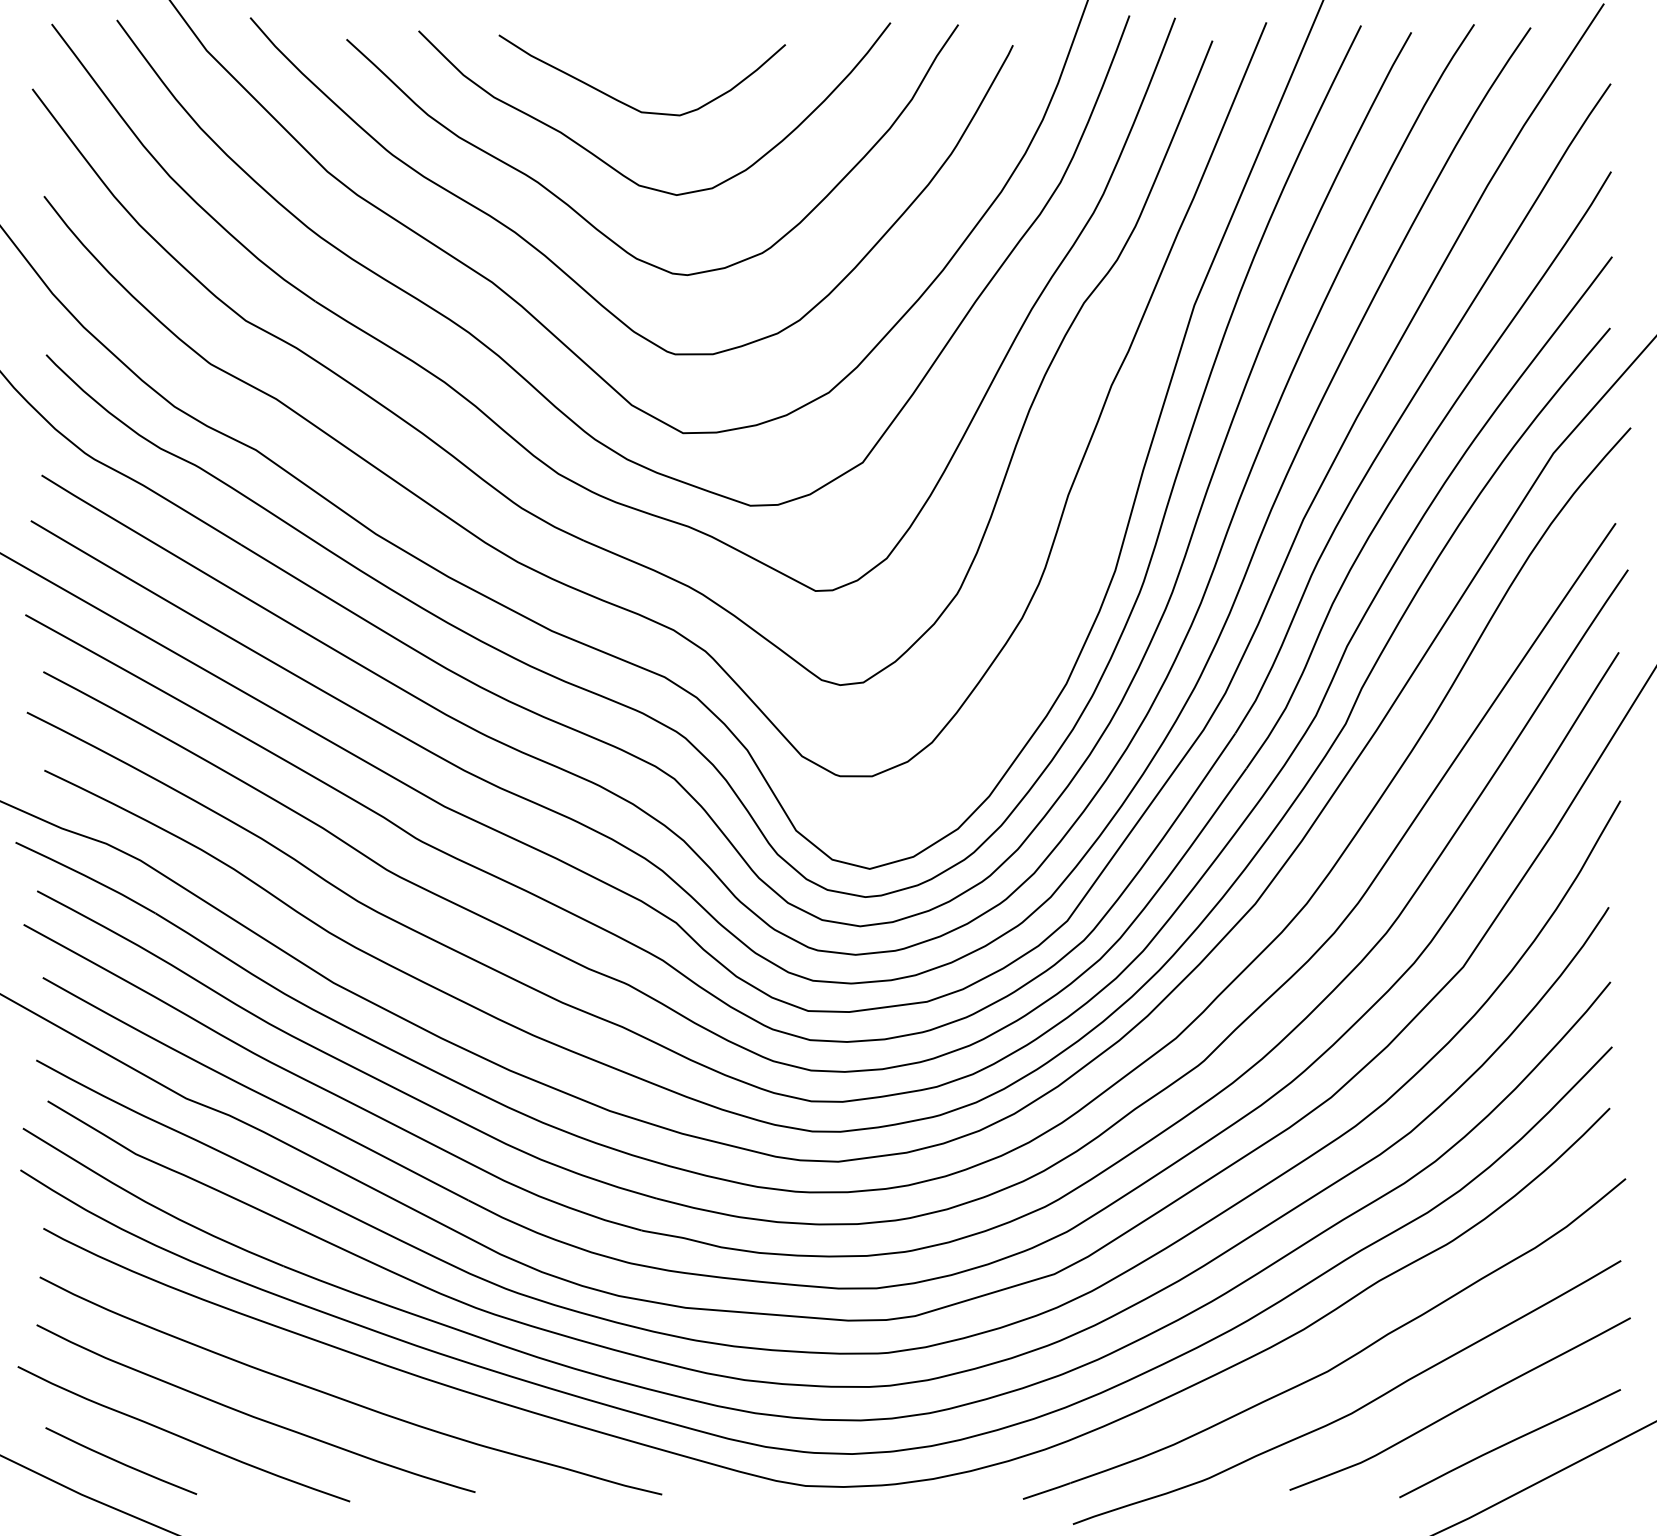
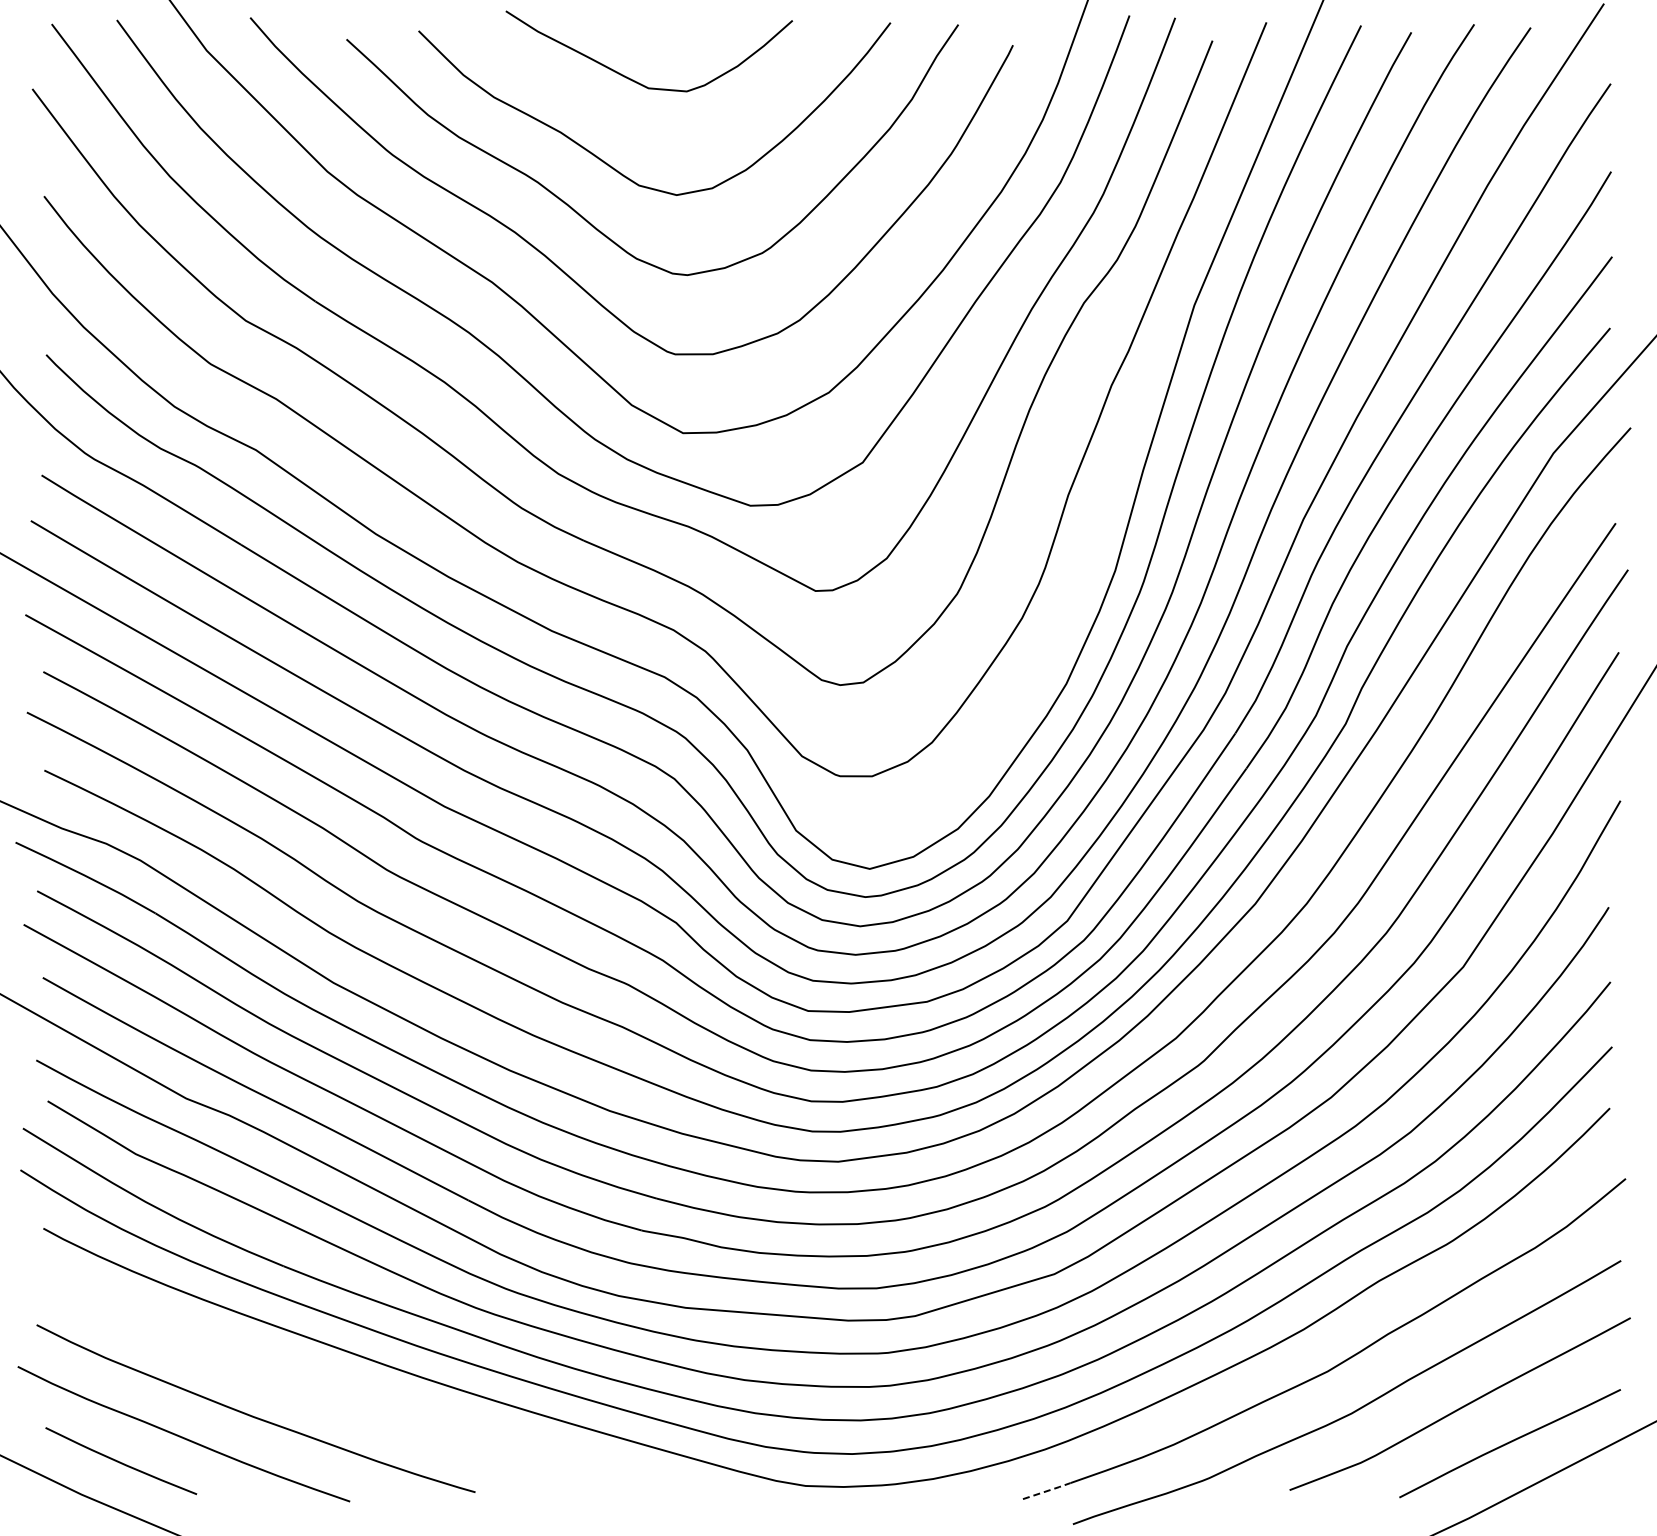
curve position: (626, 103) -> (633, 79) (633, 79)
curve: present -> none (346, 1399)
line: solid -> dashed (1047, 1490)
